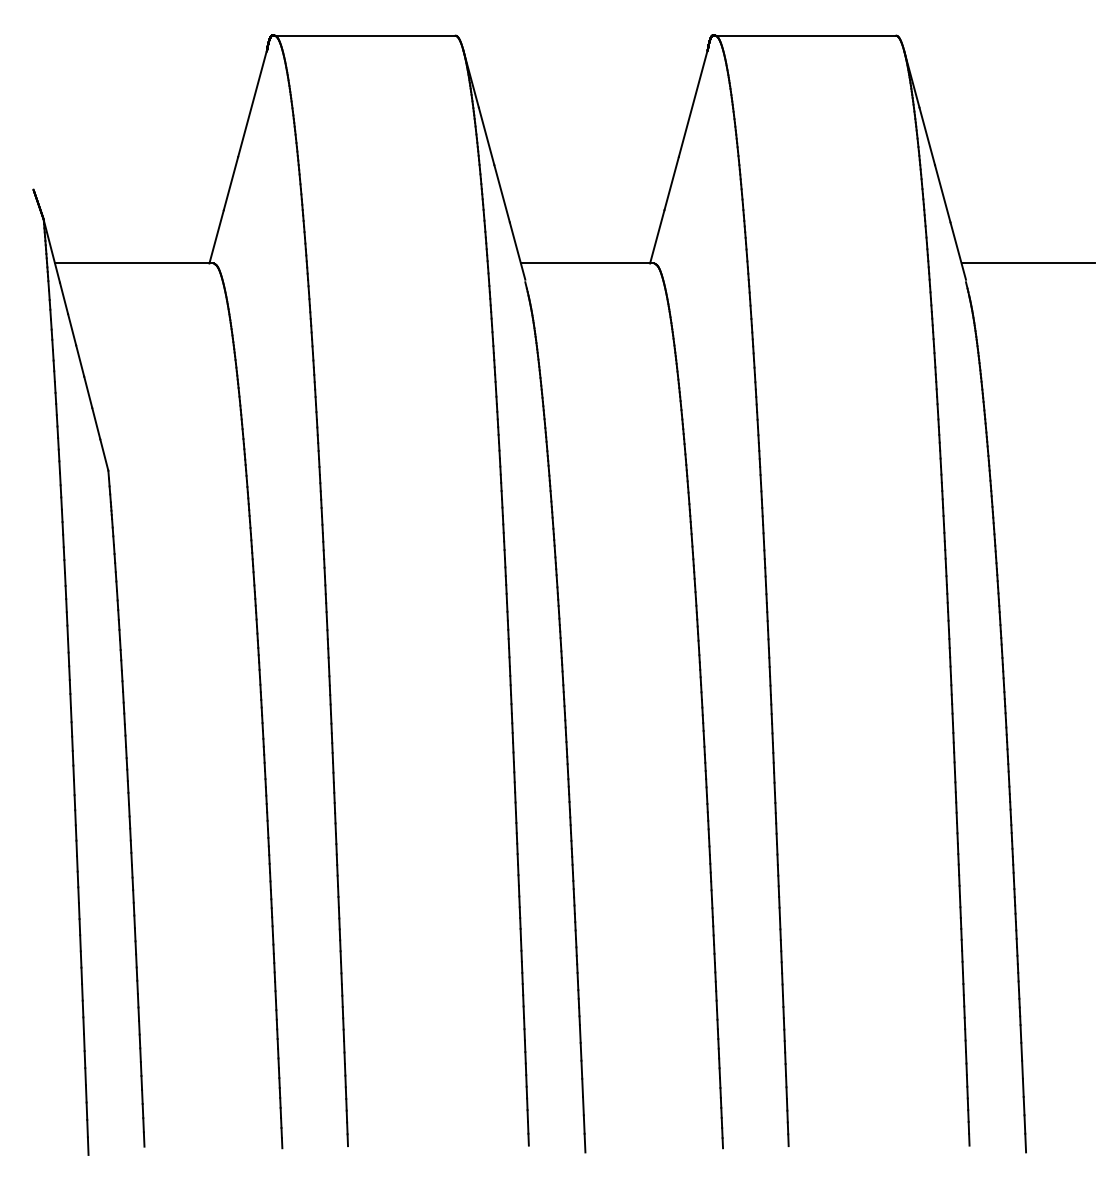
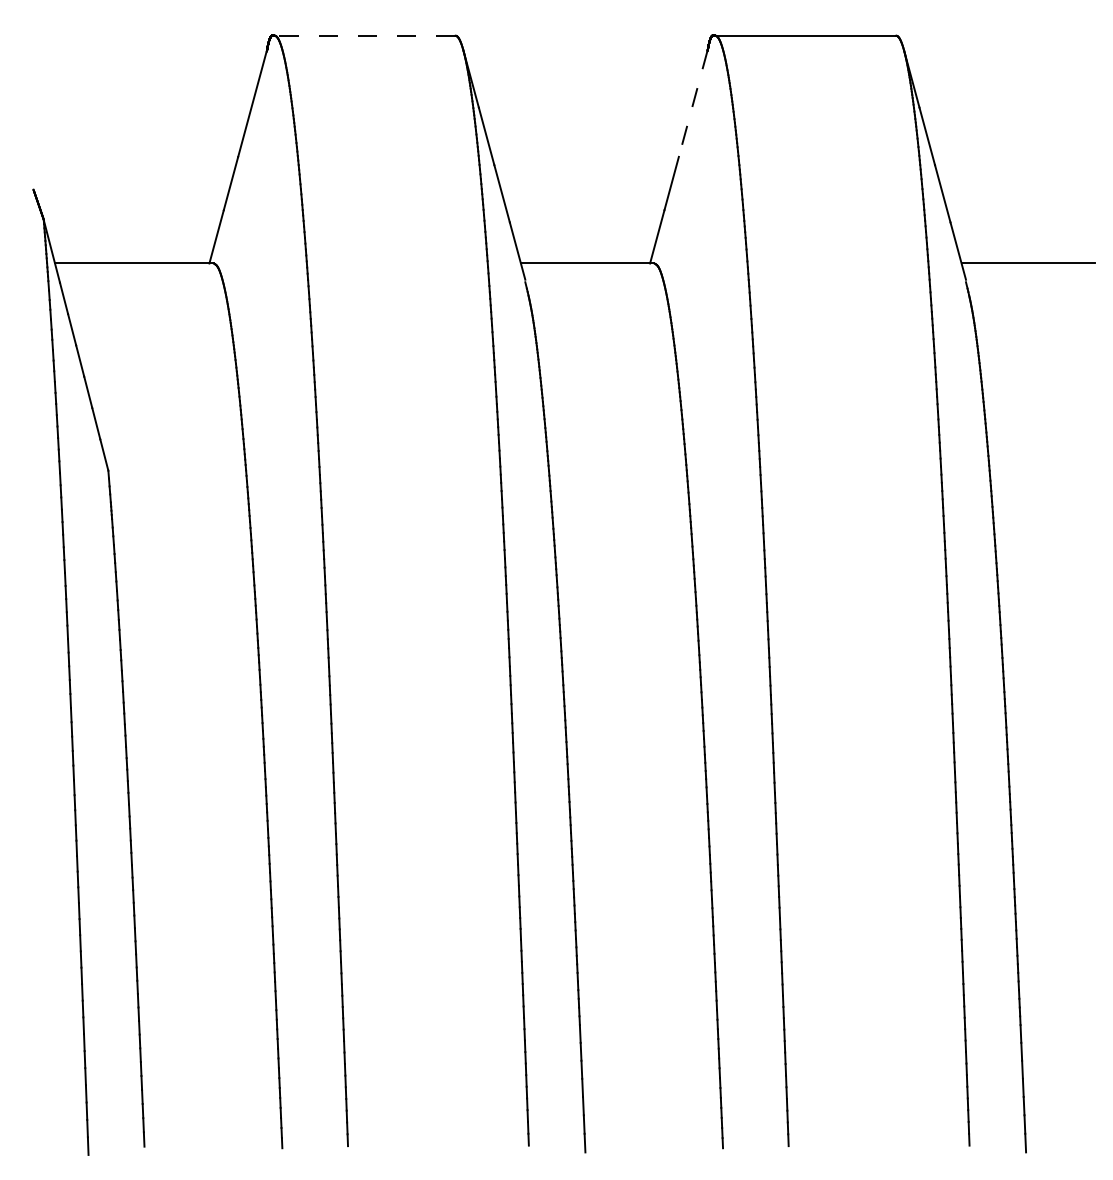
line: solid -> dashed (364, 35)
line: solid -> dashed (693, 104)
